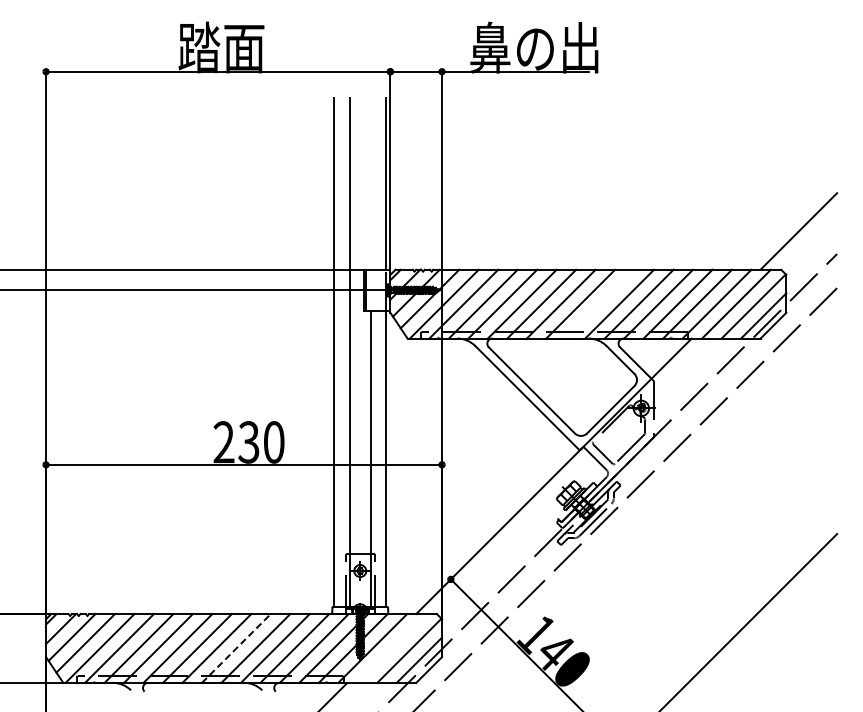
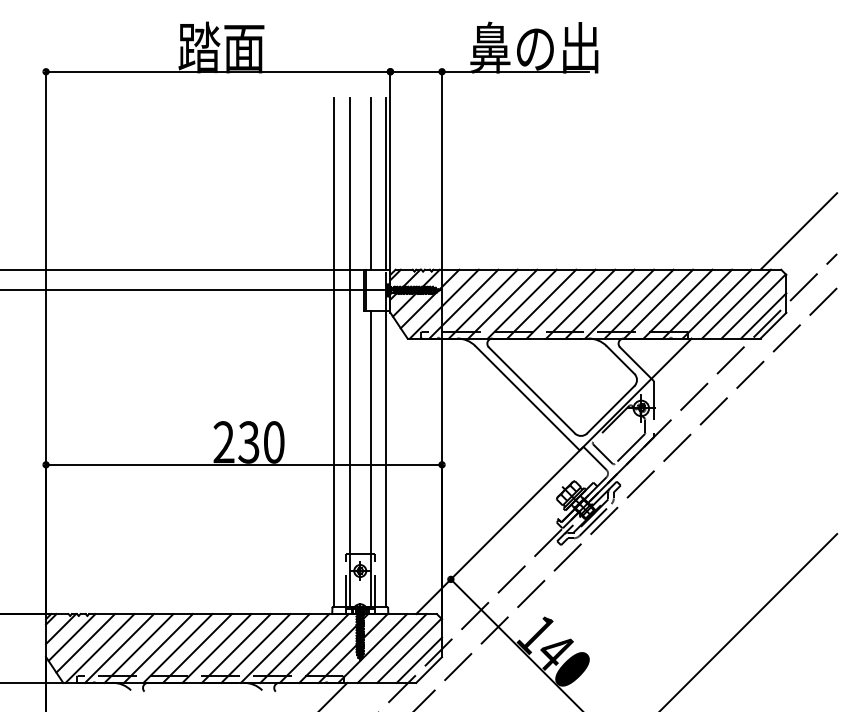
line: none -> present (370, 183)
line: none -> present (599, 303)
line: dashed -> solid (236, 648)
line: none -> present (391, 648)
